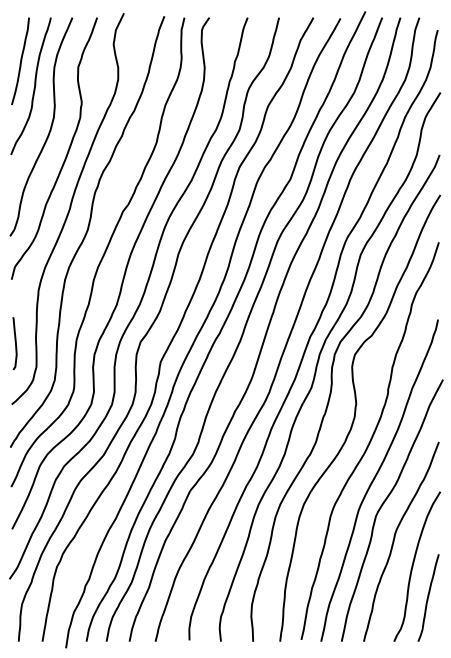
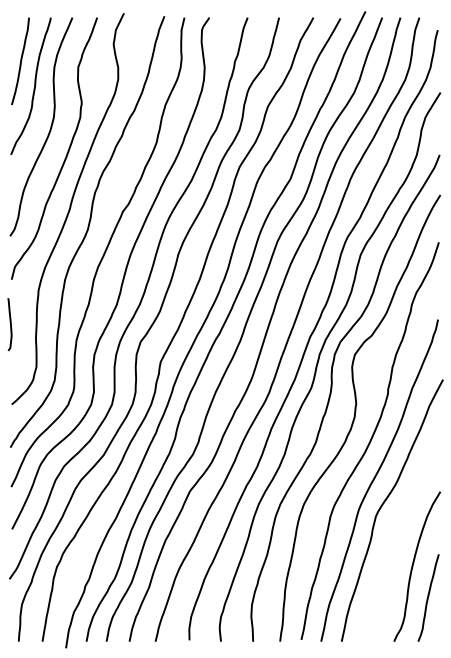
curve position: (15, 343) -> (10, 324) (10, 324)
curve: present -> none (395, 538)
